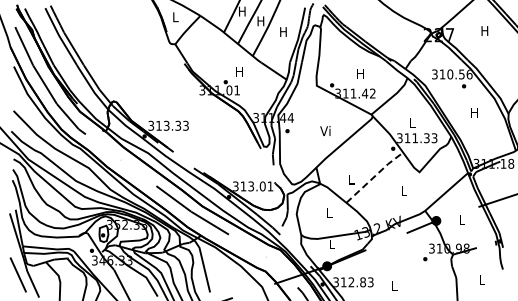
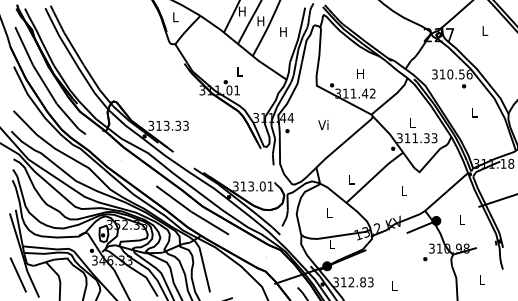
text: H -> L (484, 30)
text: H -> L (239, 71)
text: H -> L (474, 112)
text position: (325, 130) -> (323, 124) (323, 124)
line: dashed -> solid (374, 176)
